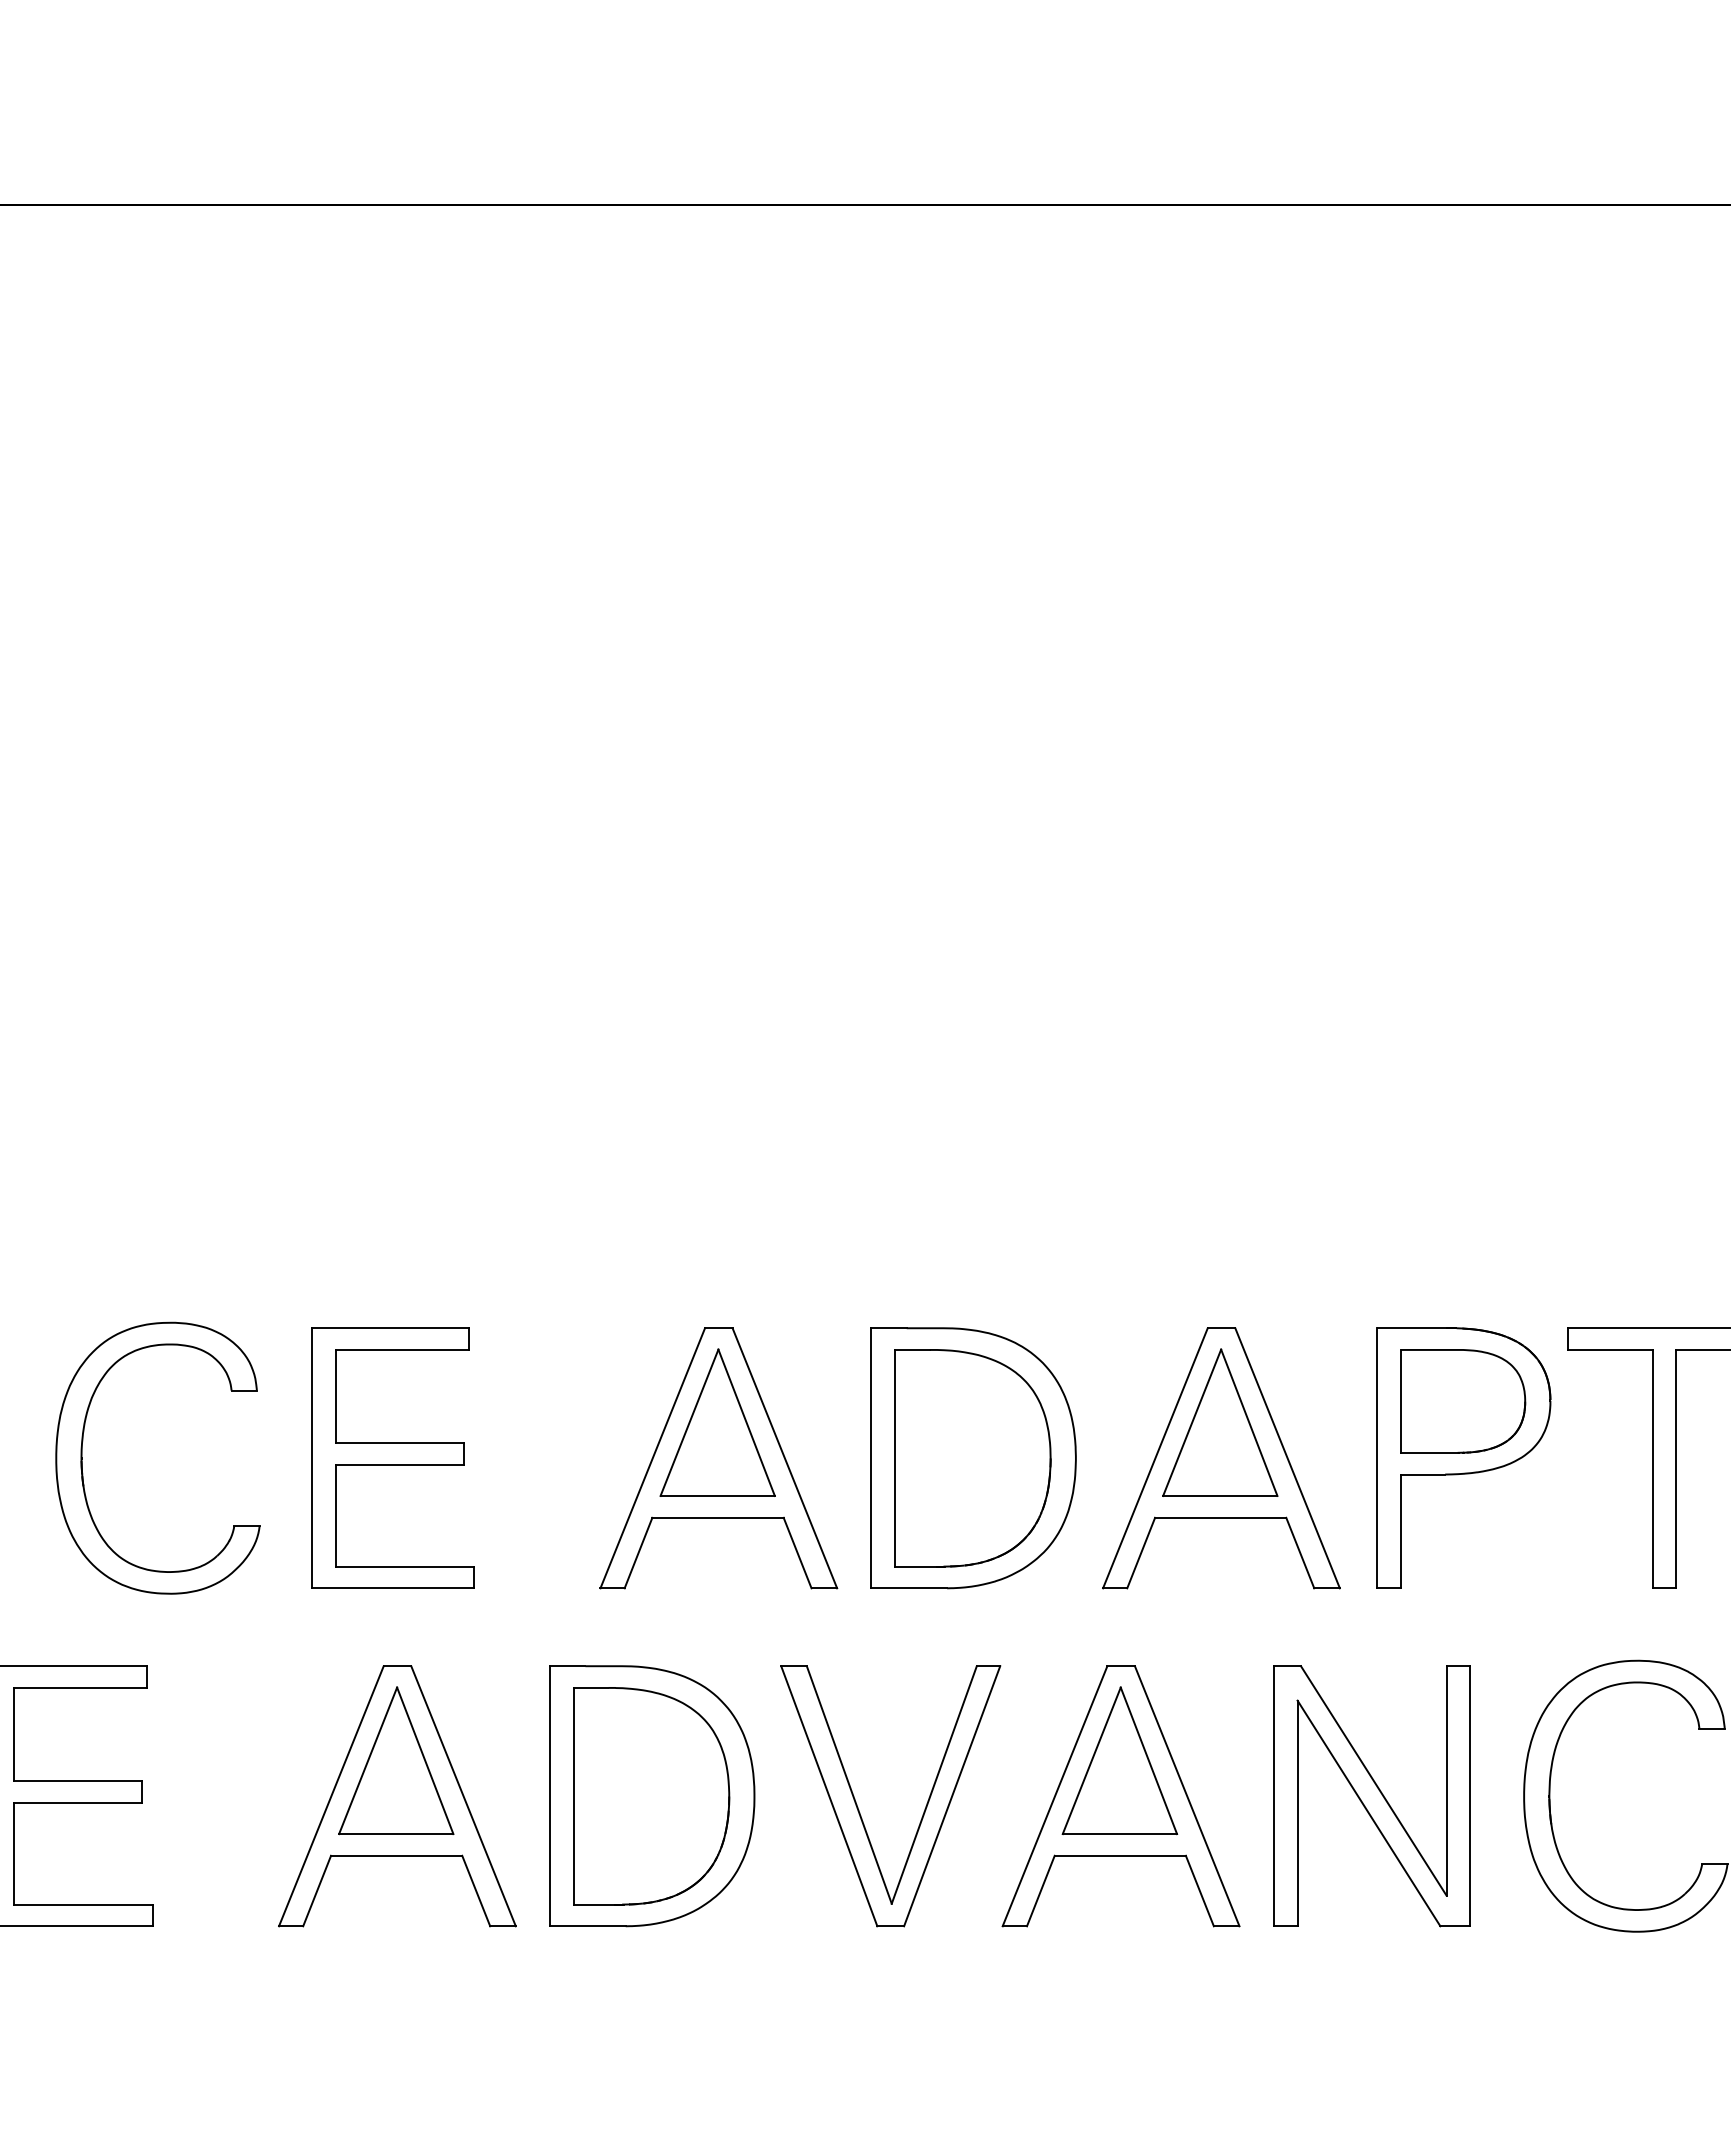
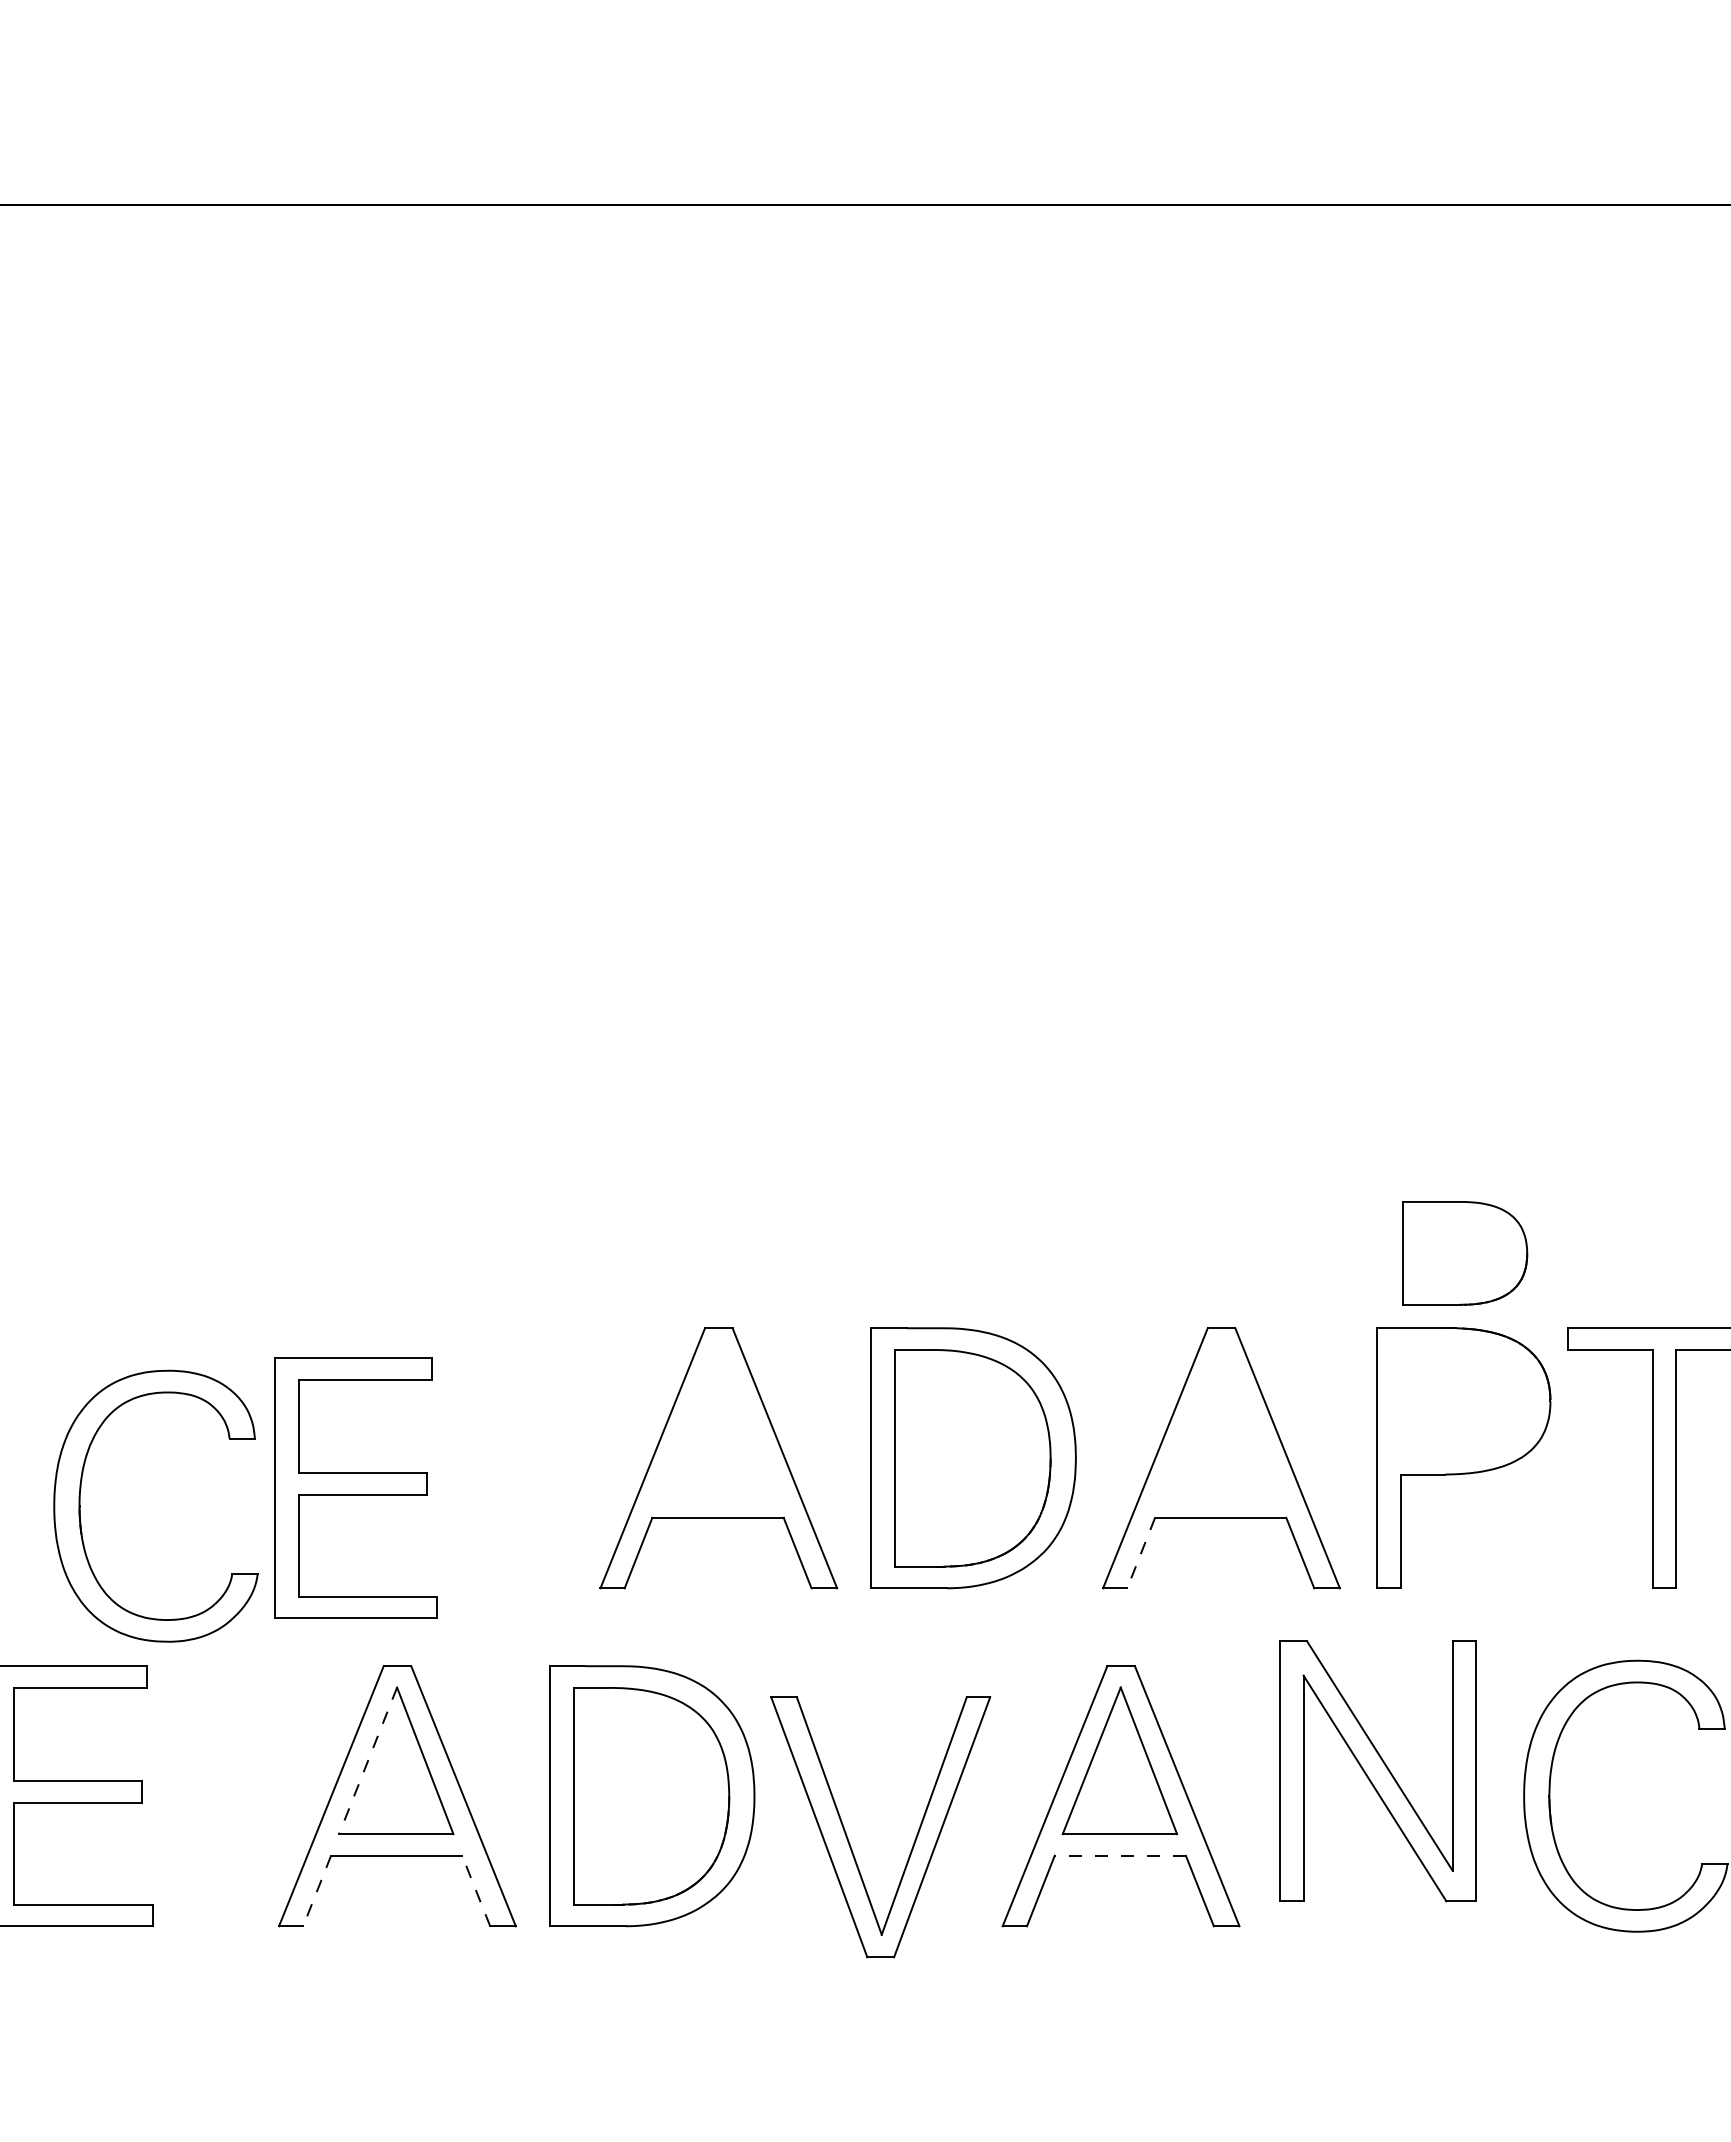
part position: (1463, 1401) -> (1465, 1253) (1465, 1253)
part: present -> none (717, 1422)
part: present -> none (1220, 1422)
part position: (82, 1457) -> (80, 1505) (80, 1505)
part position: (392, 1457) -> (355, 1487) (355, 1487)
line: solid -> dashed (1141, 1553)
line: solid -> dashed (368, 1760)
part position: (1371, 1796) -> (1377, 1771) (1377, 1771)
part position: (858, 1807) -> (848, 1838) (848, 1838)
line: solid -> dashed (1120, 1855)
line: solid -> dashed (317, 1891)
line: solid -> dashed (476, 1891)
